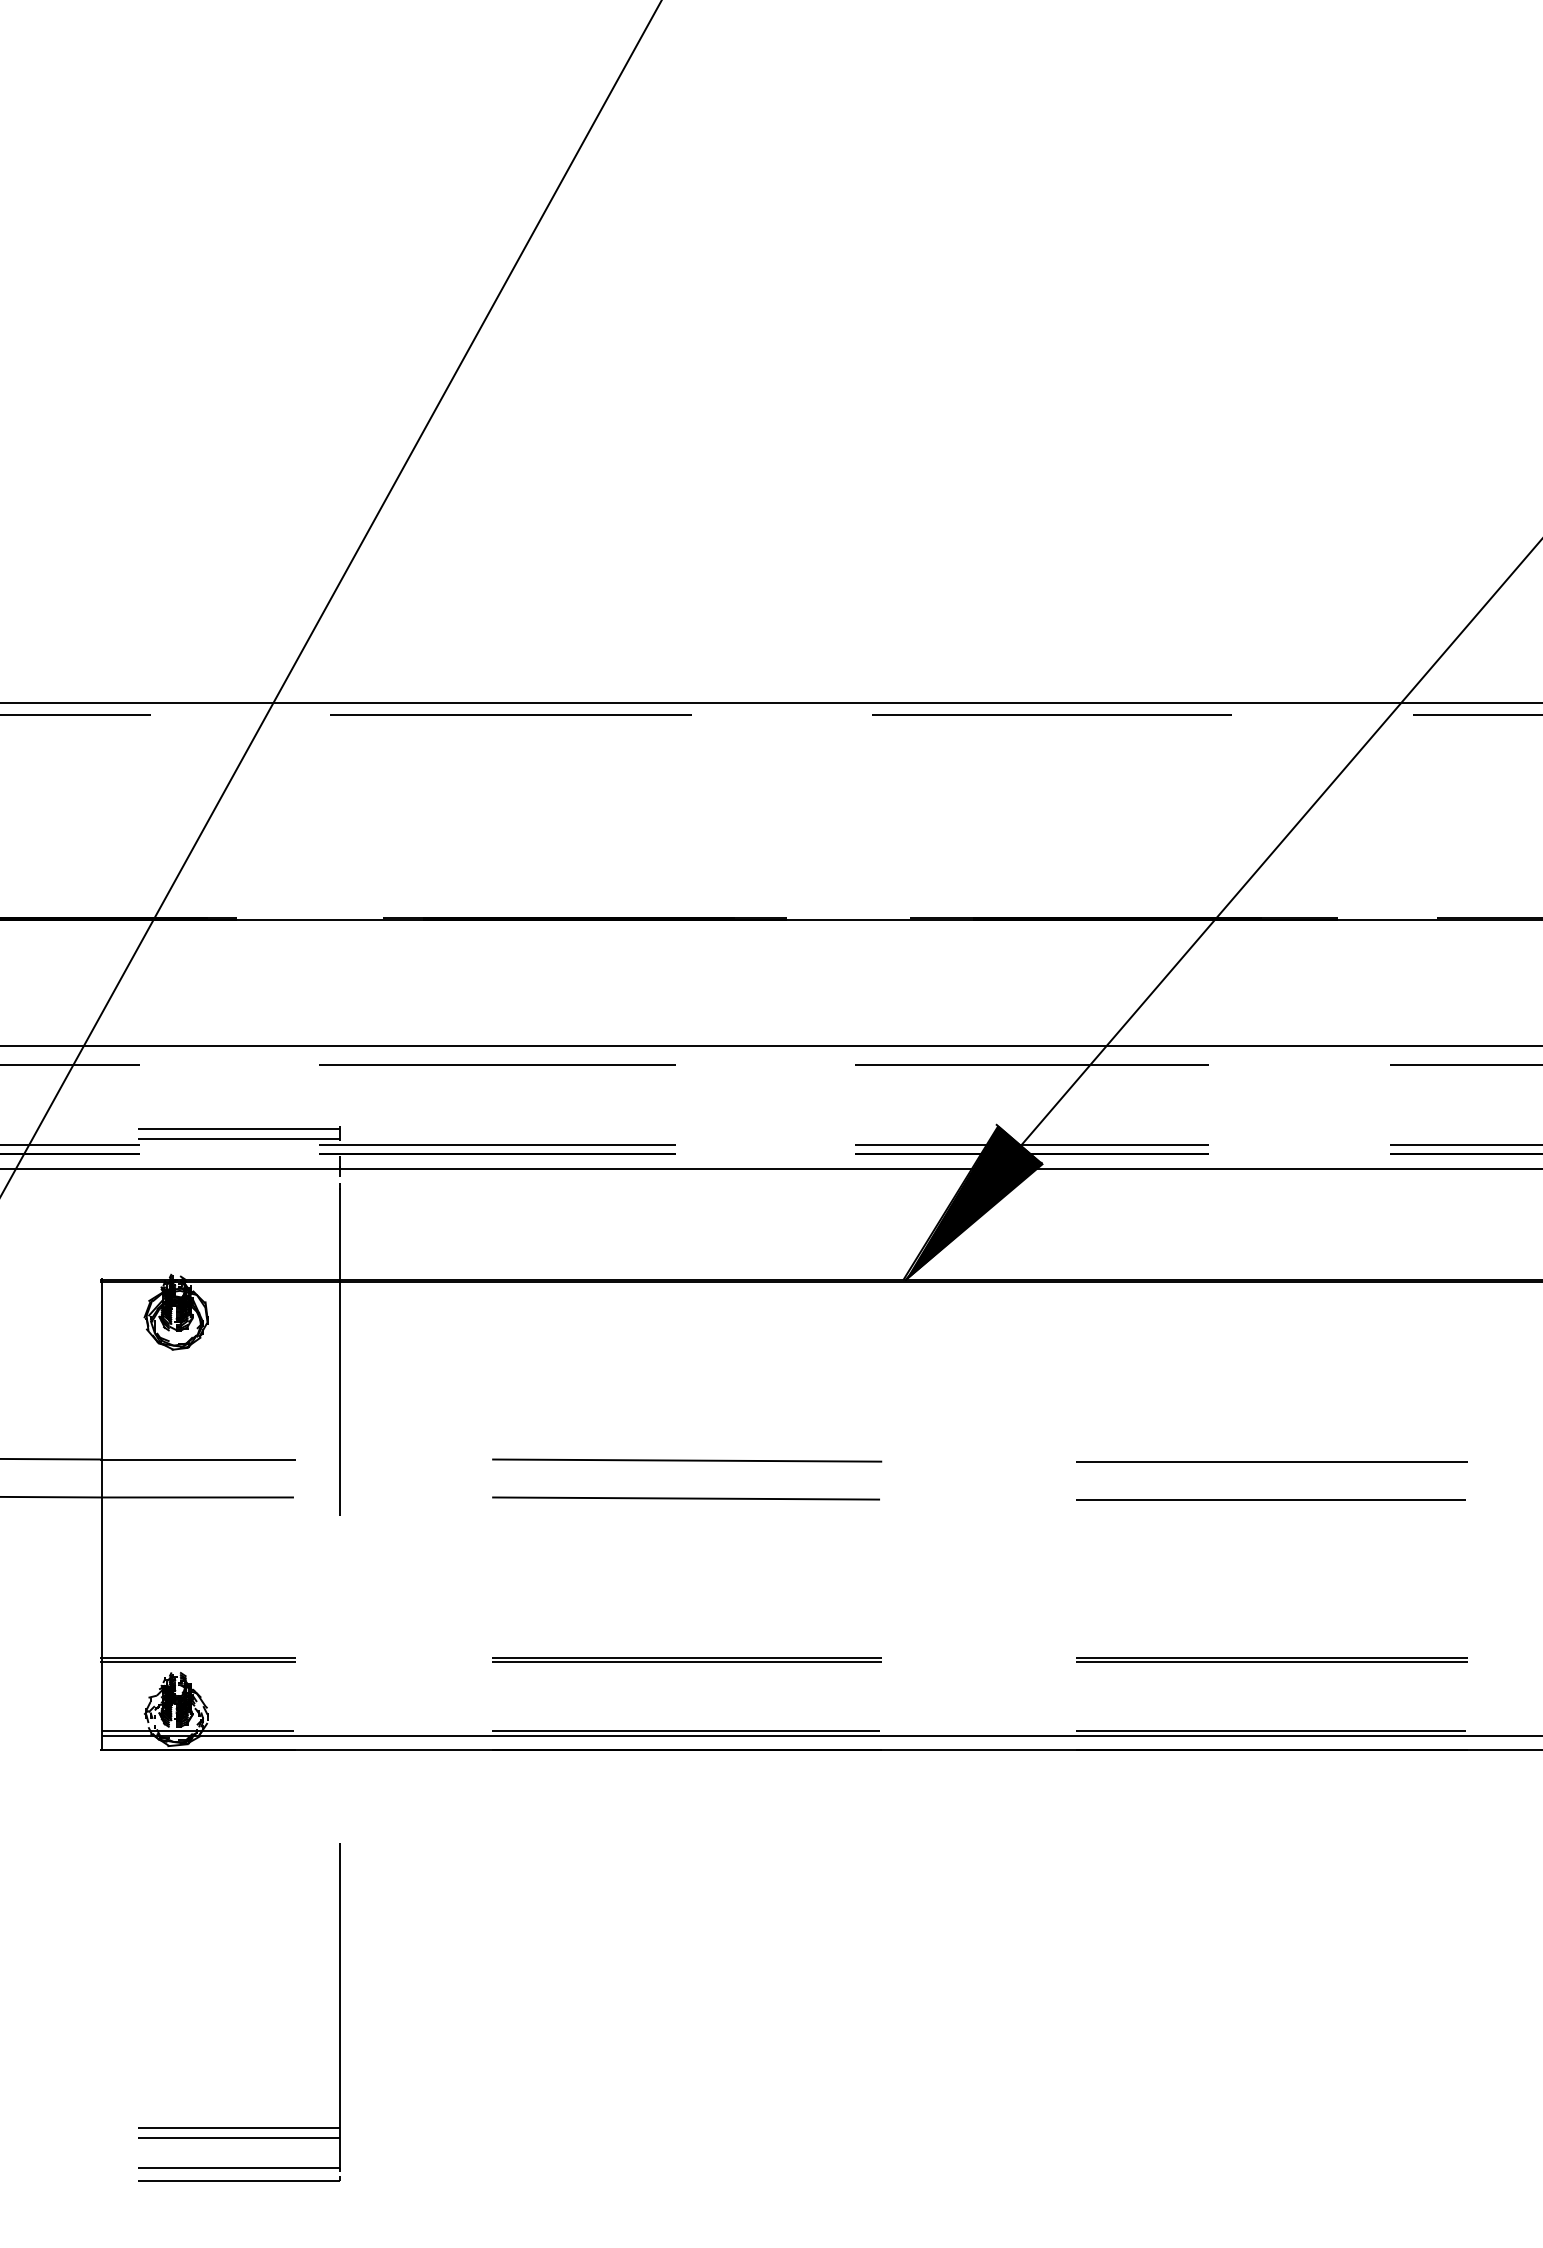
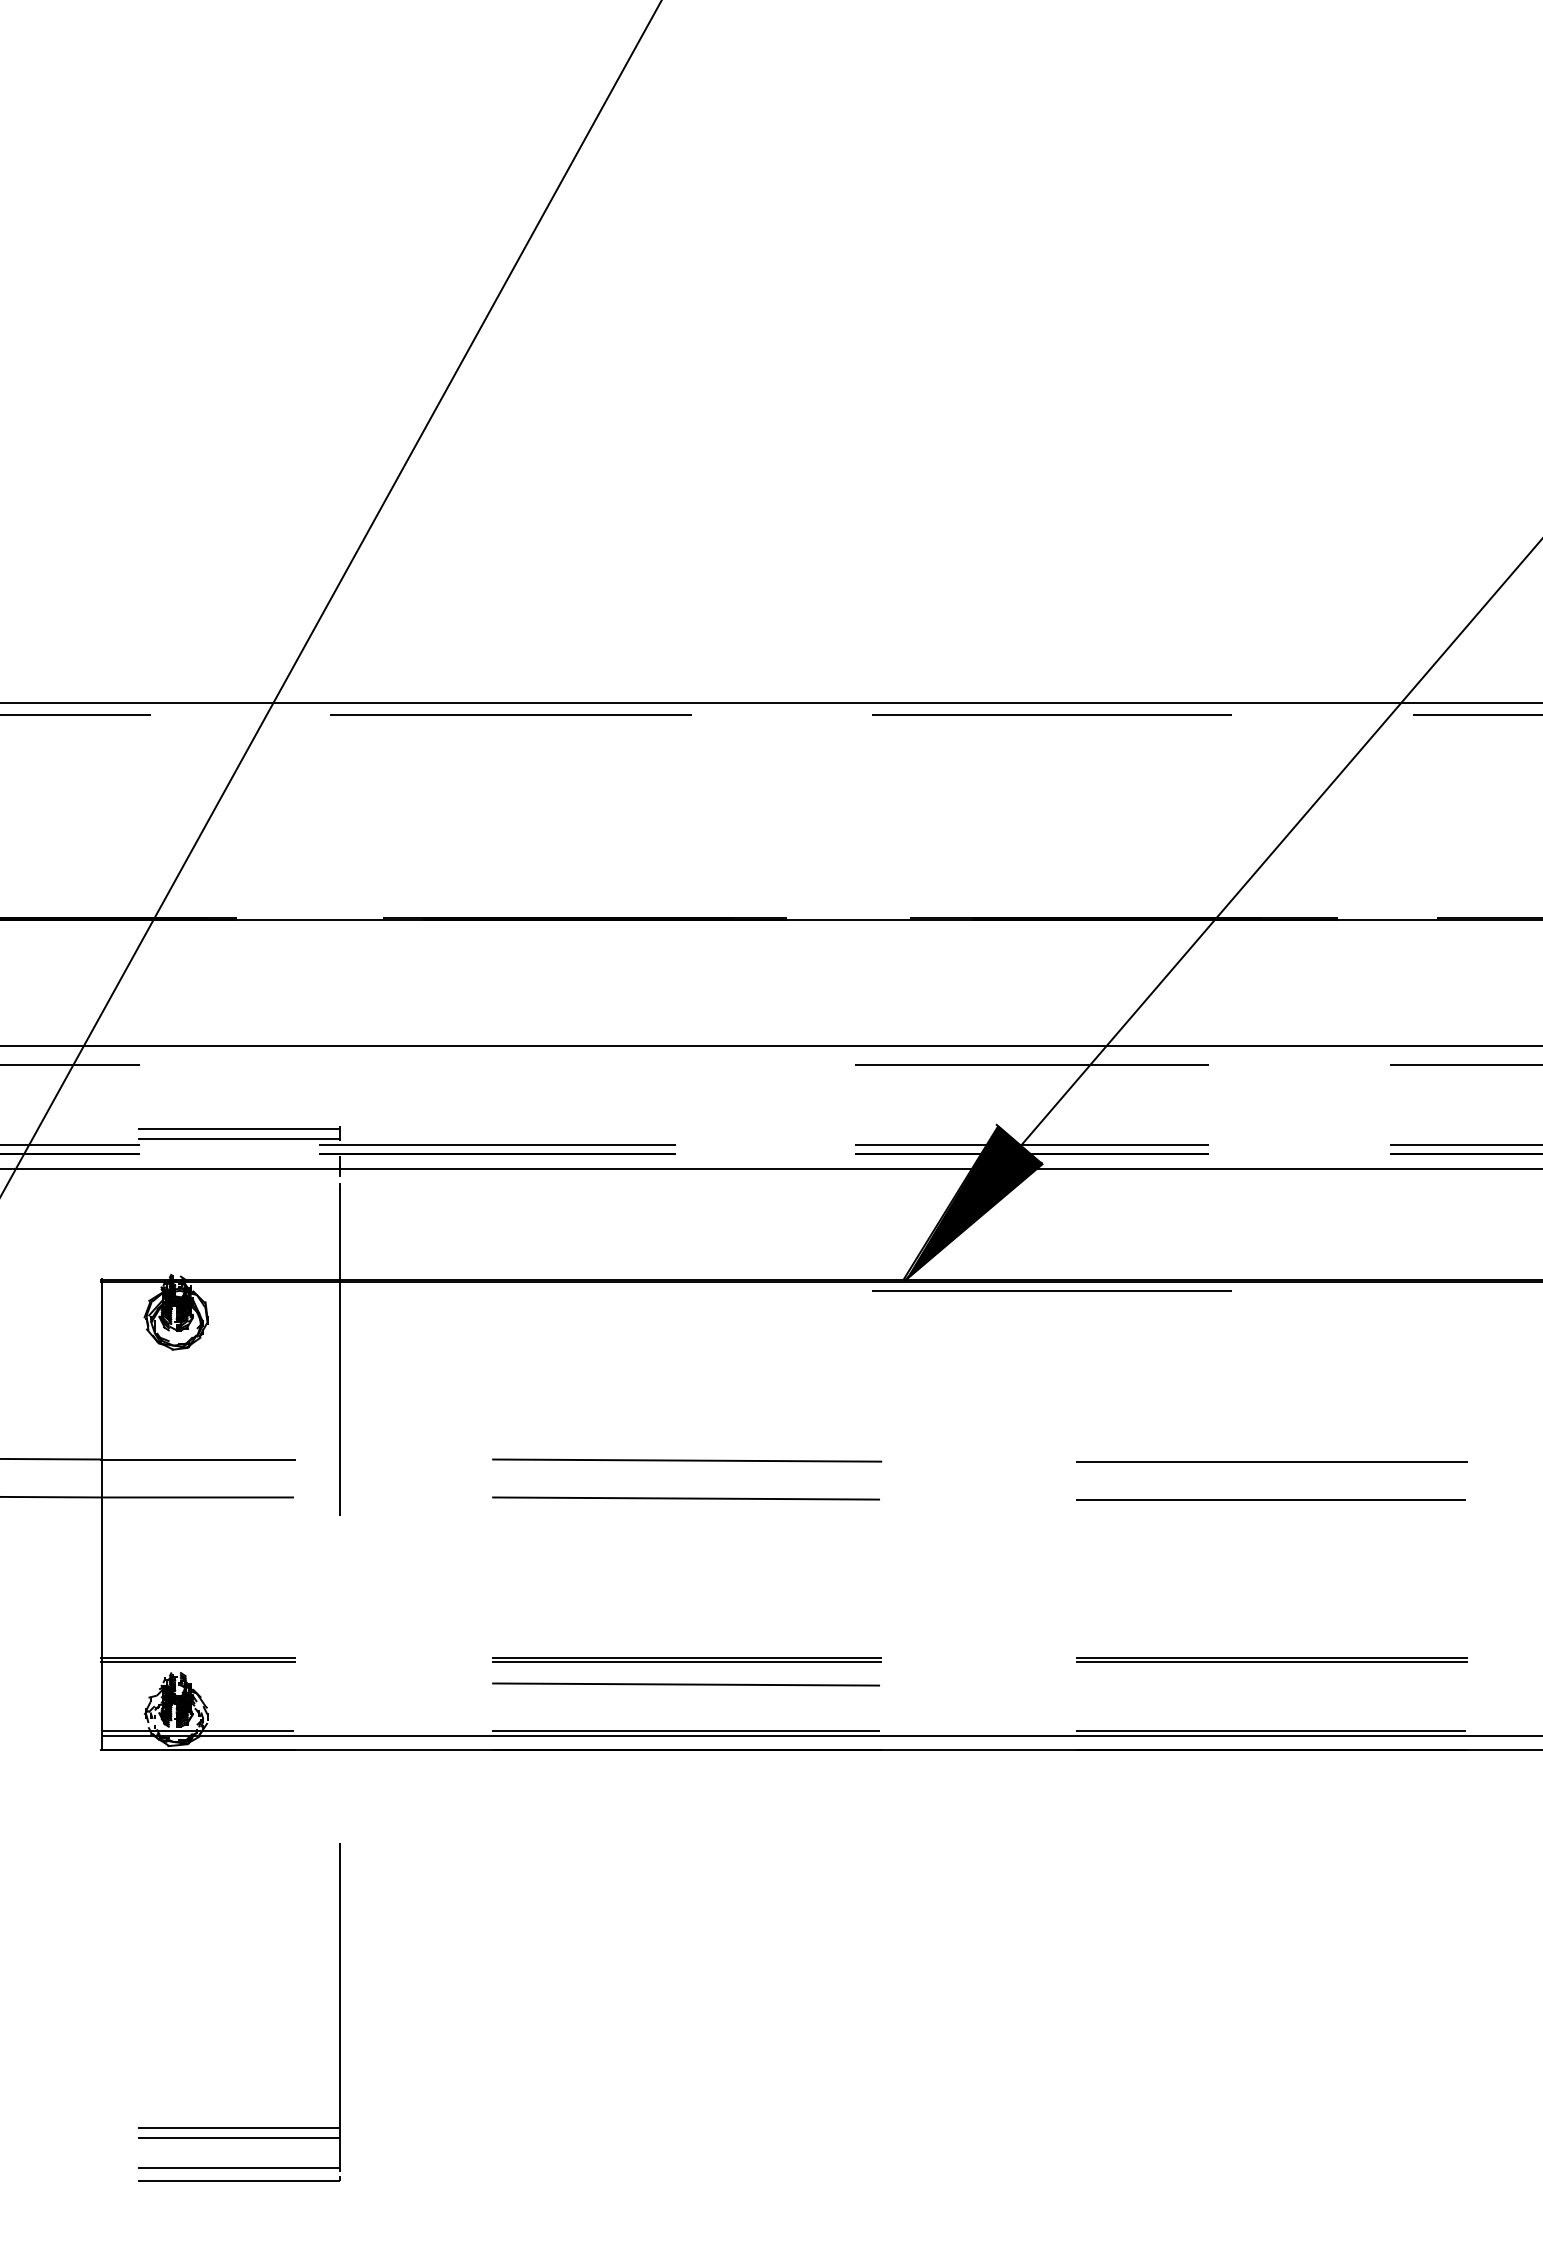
line: present -> none (497, 1064)
line: none -> present (1051, 1290)
line: none -> present (685, 1684)
